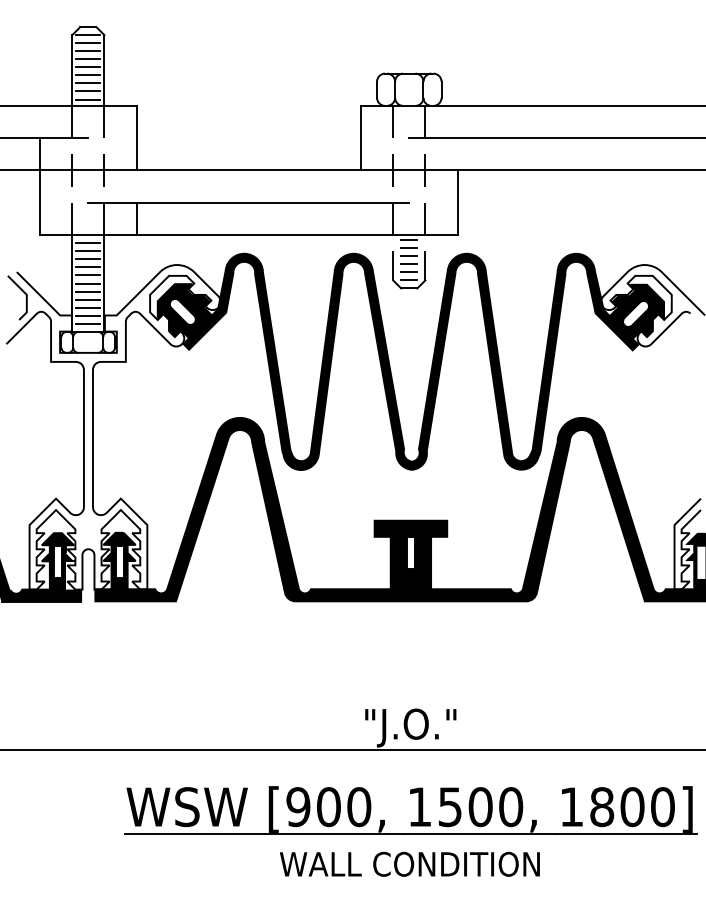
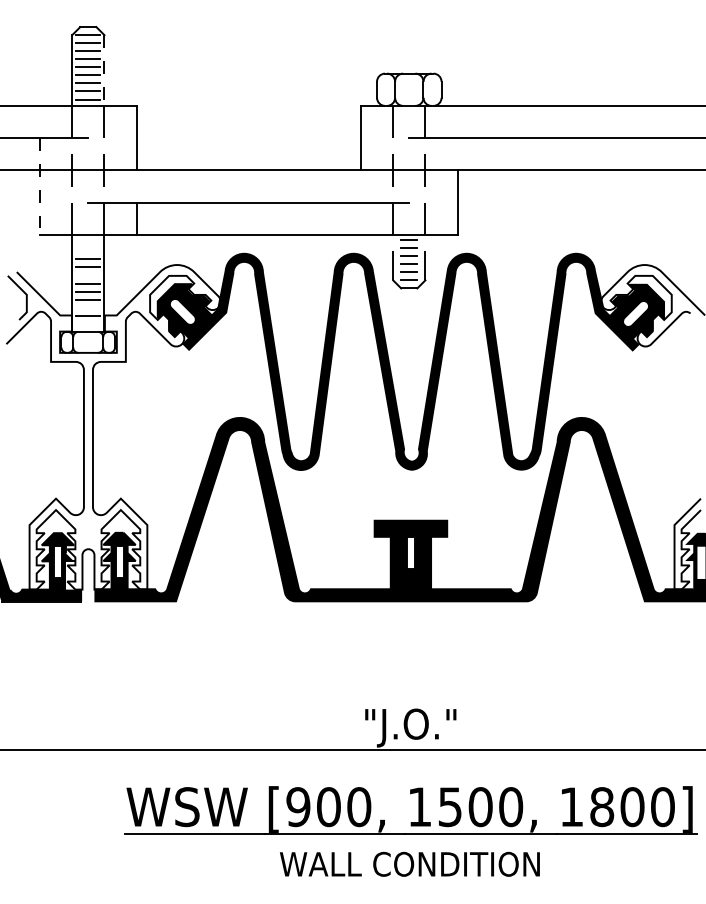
line: solid -> dashed (104, 71)
line: solid -> dashed (39, 187)
line: present -> none (88, 243)
line: present -> none (88, 251)
line: present -> none (88, 275)
line: present -> none (88, 307)
line: present -> none (88, 323)
